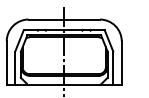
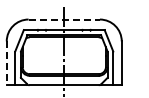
line: solid -> dashed (64, 19)
line: solid -> dashed (6, 63)
